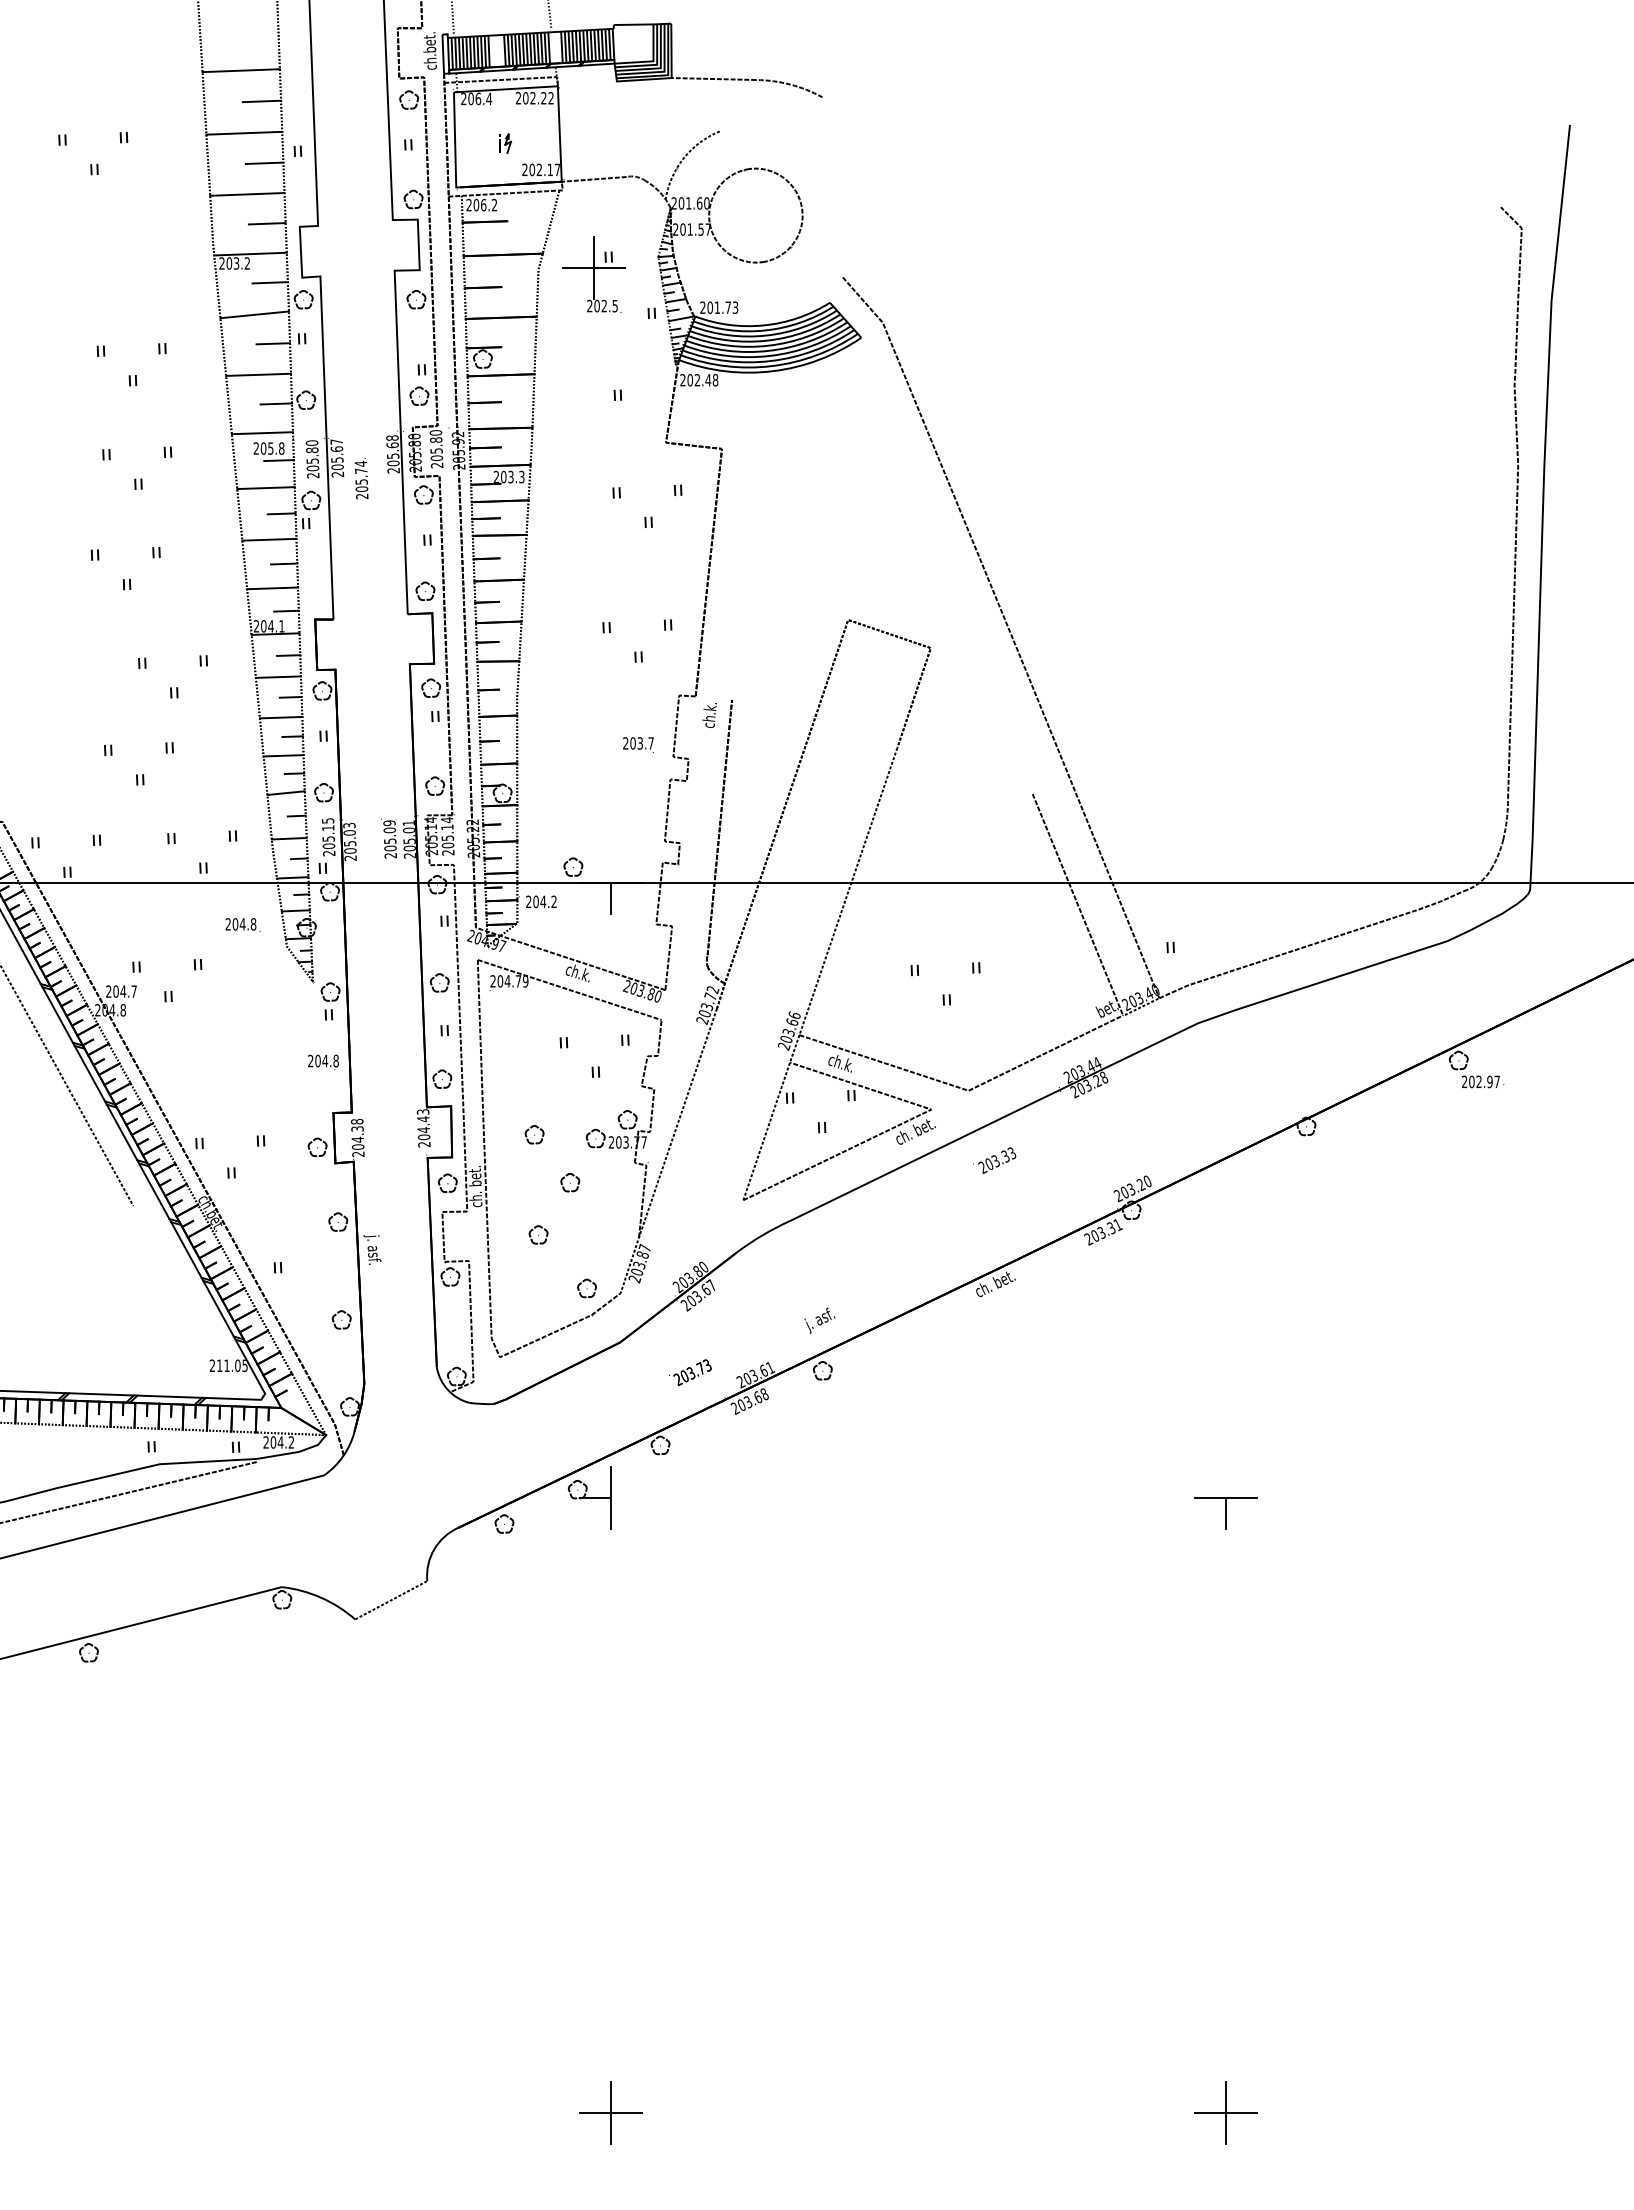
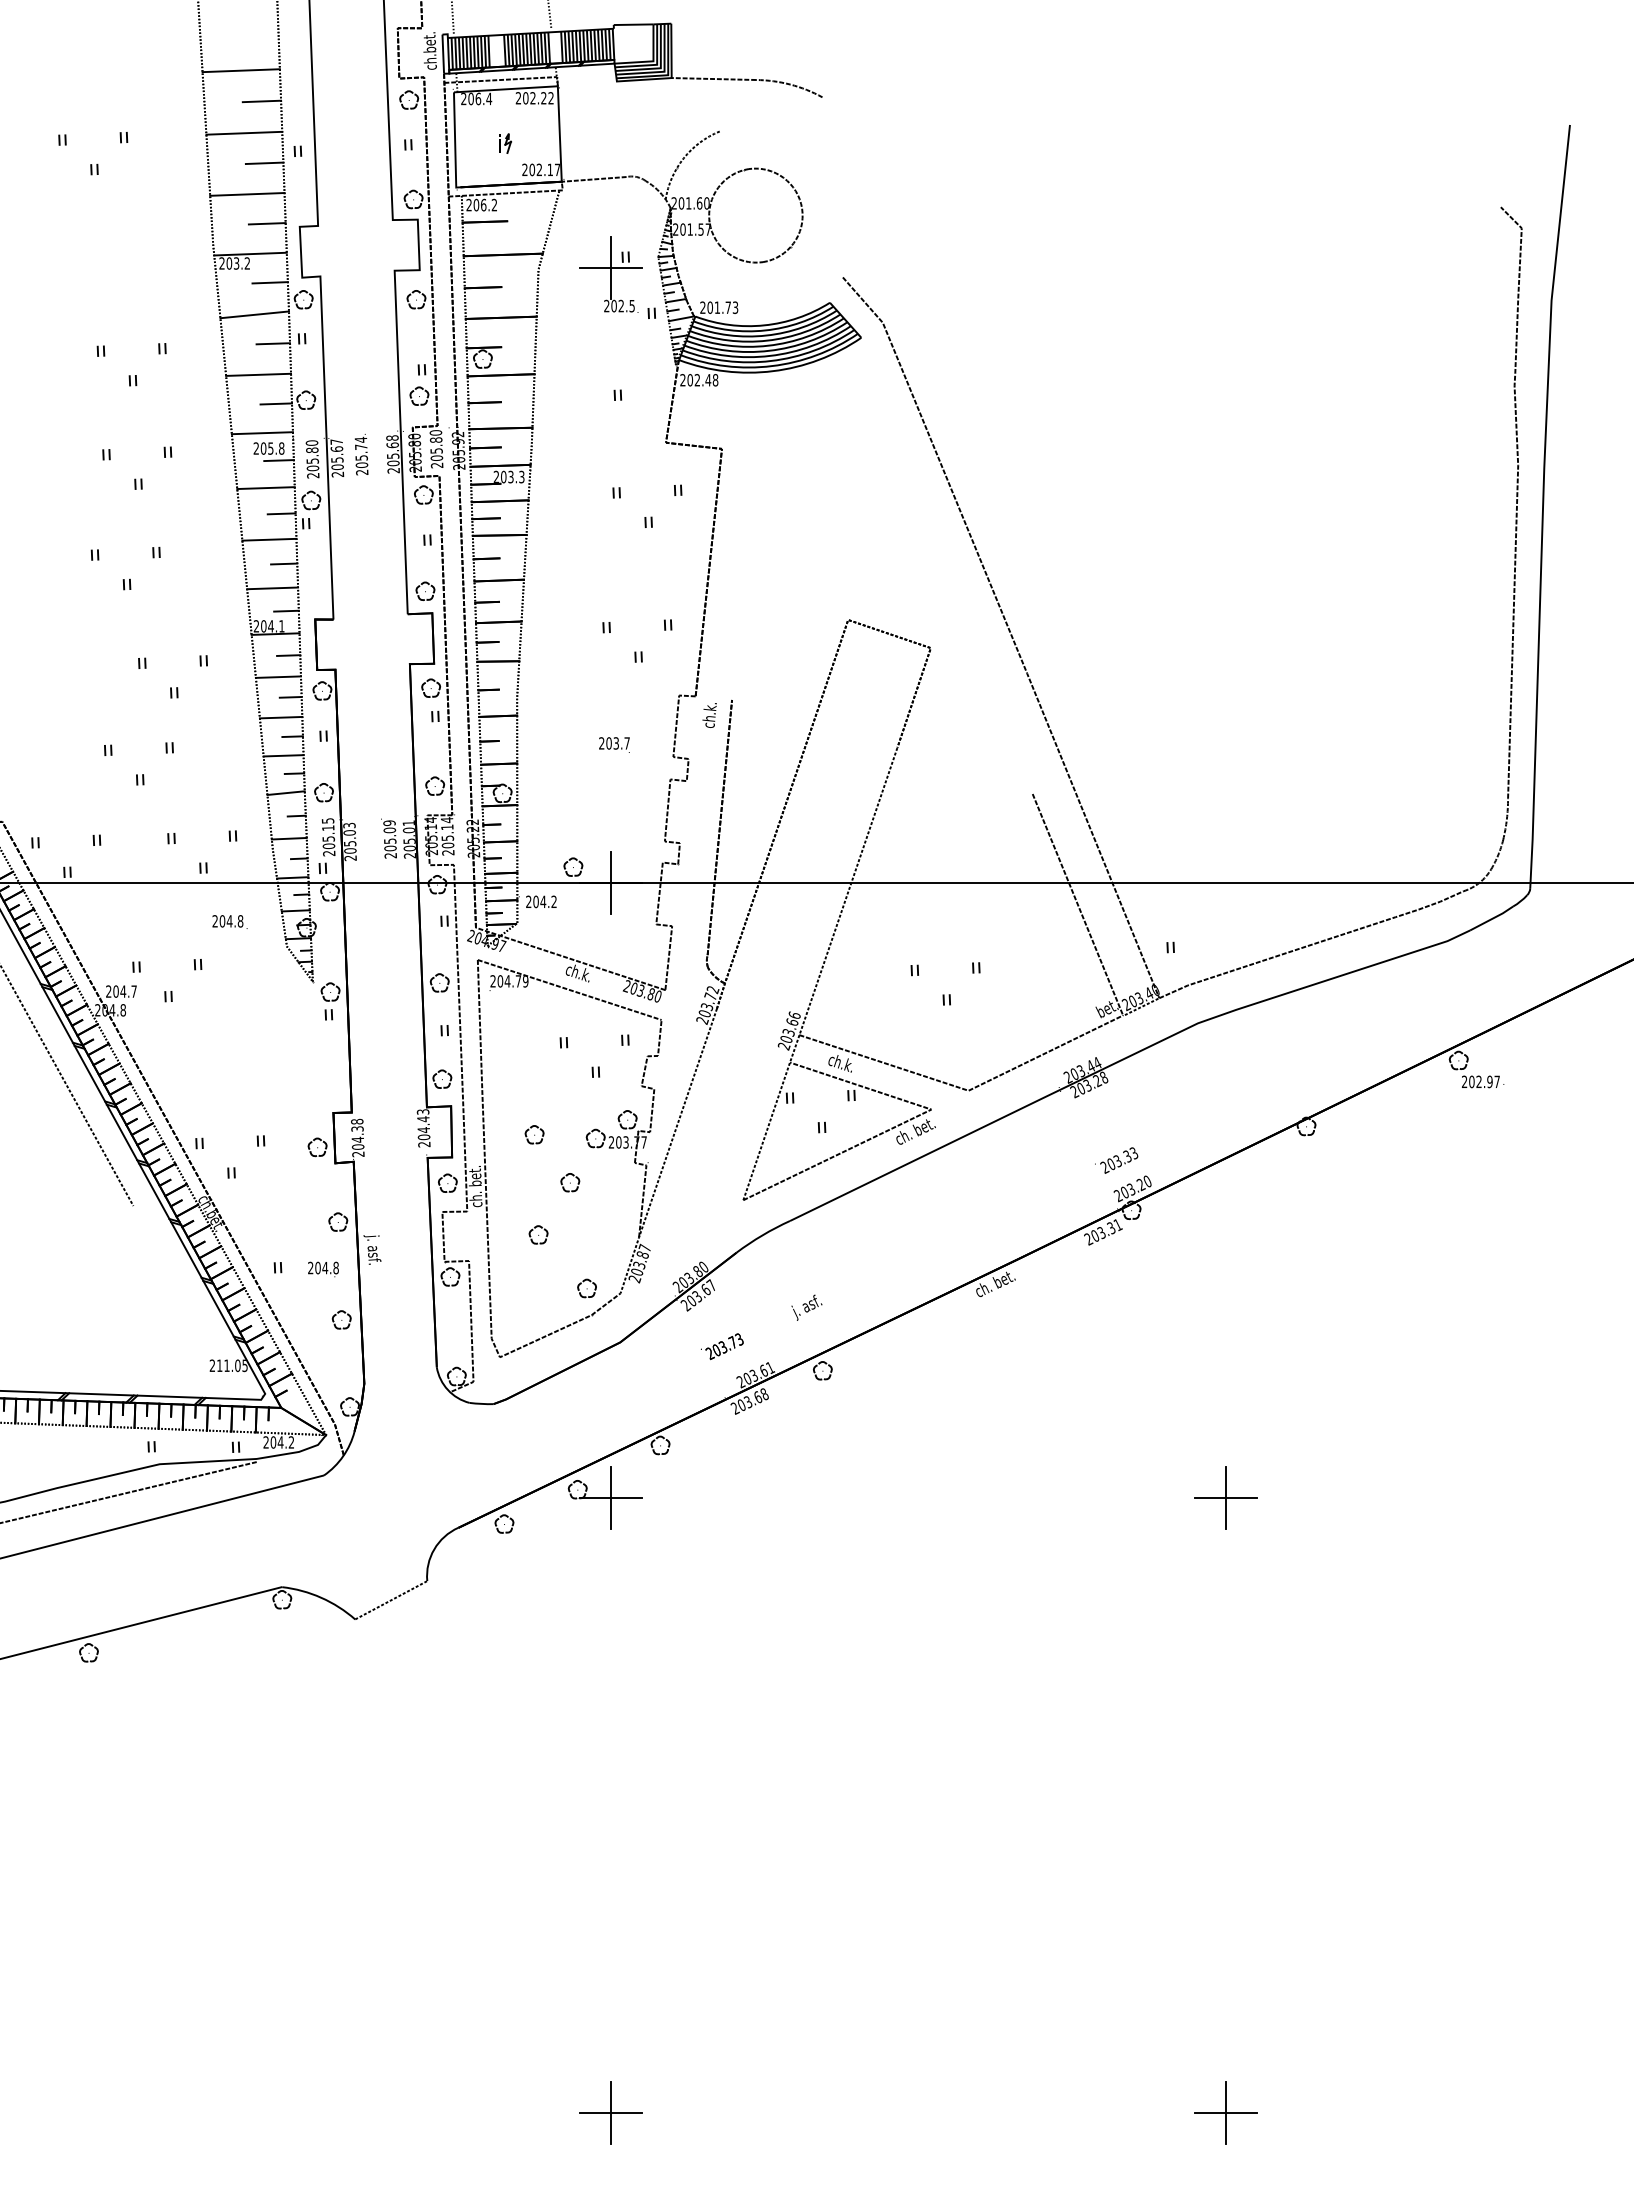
part position: (593, 274) -> (610, 274) (610, 274)
text position: (361, 478) -> (361, 454) (361, 454)
text position: (638, 744) -> (614, 744) (614, 744)
line: none -> present (610, 867)
text position: (242, 924) -> (229, 921) (229, 921)
text position: (323, 1062) -> (323, 1269) (323, 1269)
text position: (994, 1160) -> (1116, 1160) (1116, 1160)
text position: (819, 1320) -> (806, 1307) (806, 1307)
text position: (690, 1372) -> (722, 1346) (722, 1346)
line: none -> present (1225, 1482)
line: none -> present (625, 1497)
